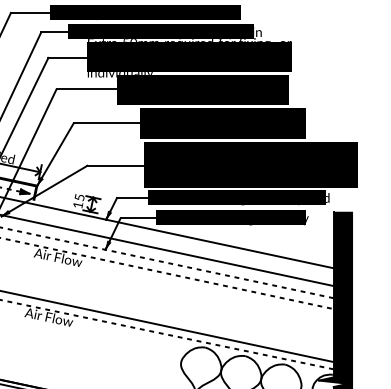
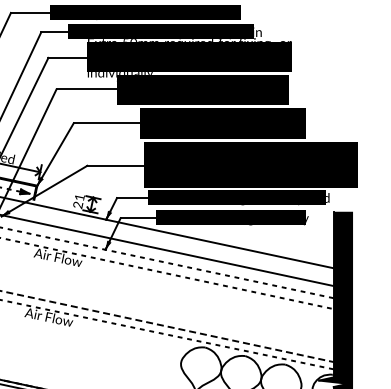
text: 15 -> 21 (78, 201)
line: solid -> dashed (145, 321)
